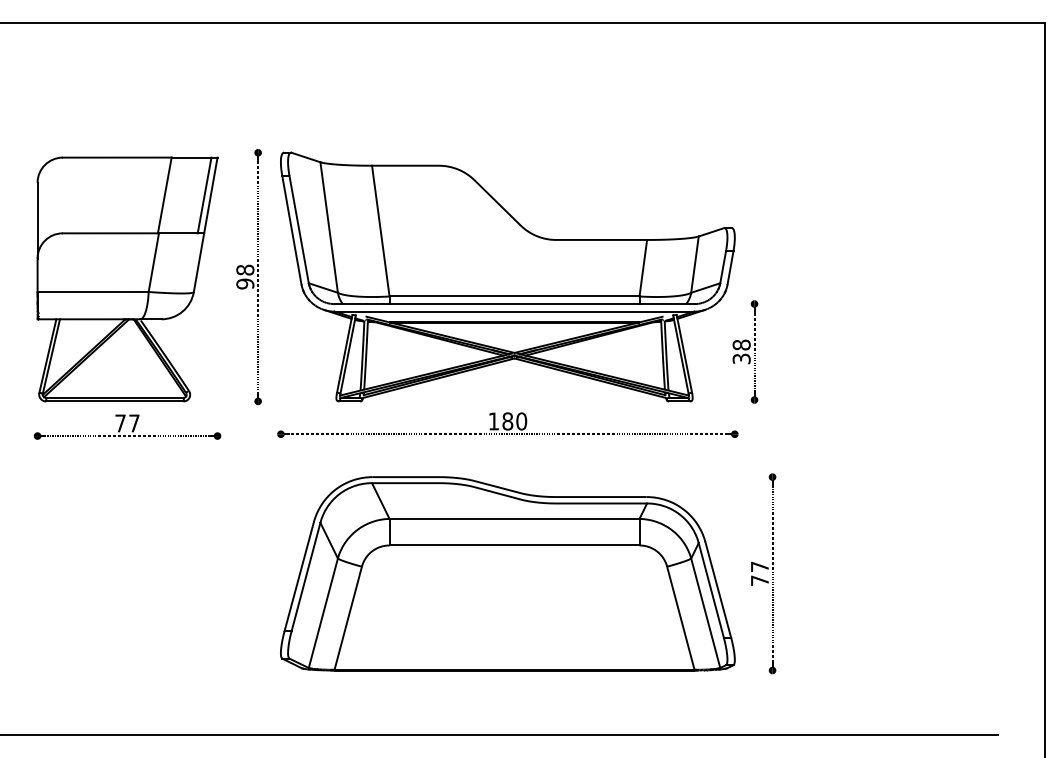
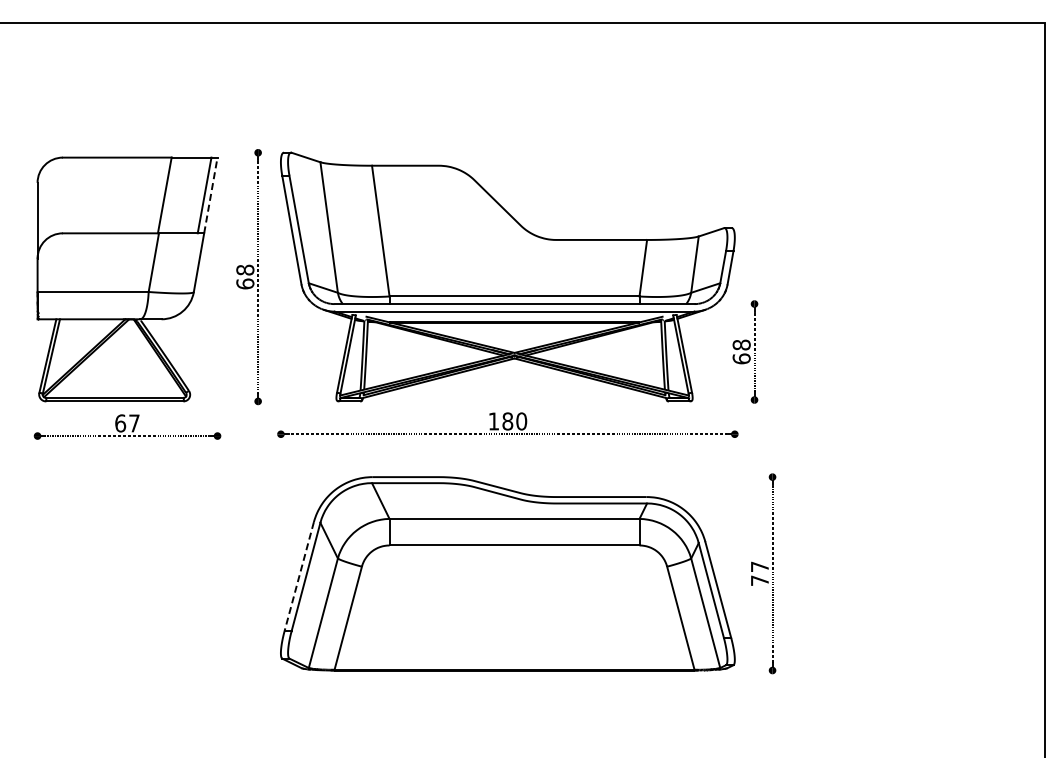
line: solid -> dashed (210, 194)
text: 98 -> 68 (245, 283)
text: 38 -> 68 (741, 358)
text: 77 -> 67 (120, 423)
line: solid -> dashed (299, 577)
line: present -> none (499, 735)
